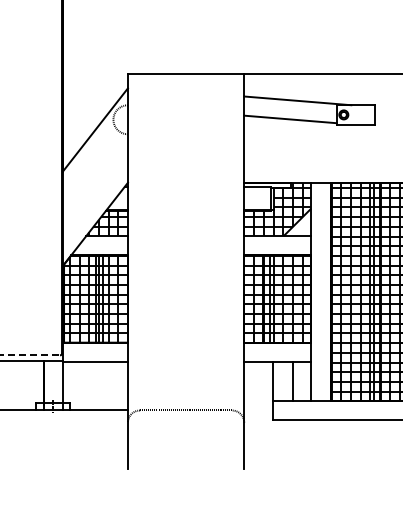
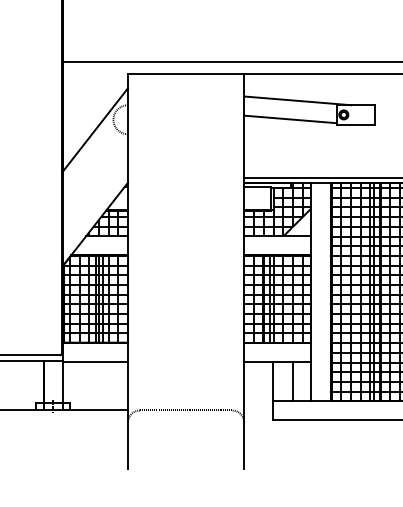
line: none -> present (230, 61)
line: none -> present (321, 177)
line: dashed -> solid (30, 355)
